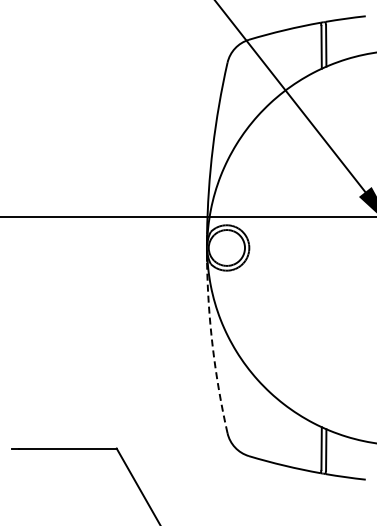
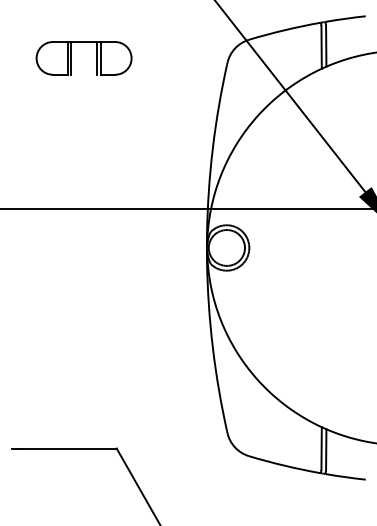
part: none -> present (71, 58)
line position: (187, 216) -> (187, 208) (187, 208)
arc: dashed -> solid (212, 348)
